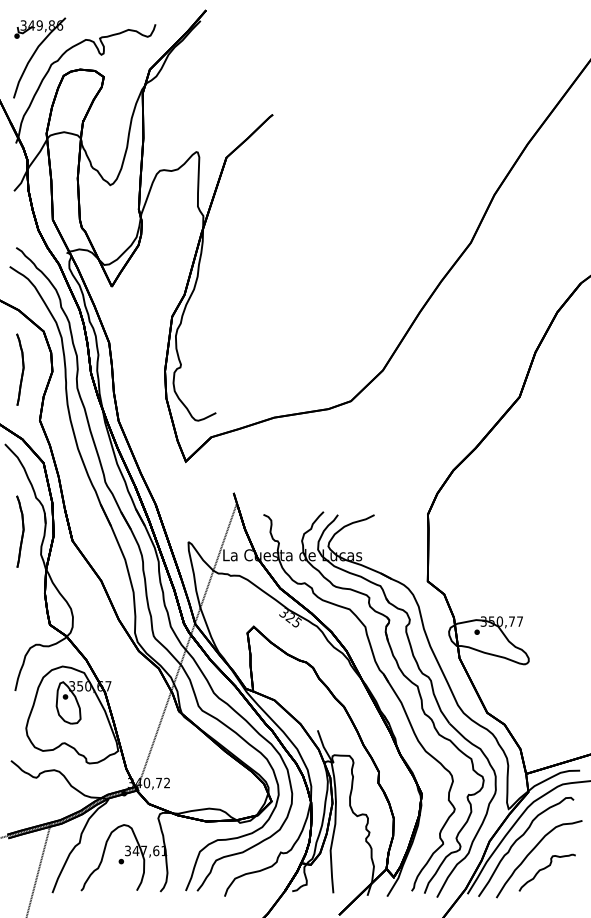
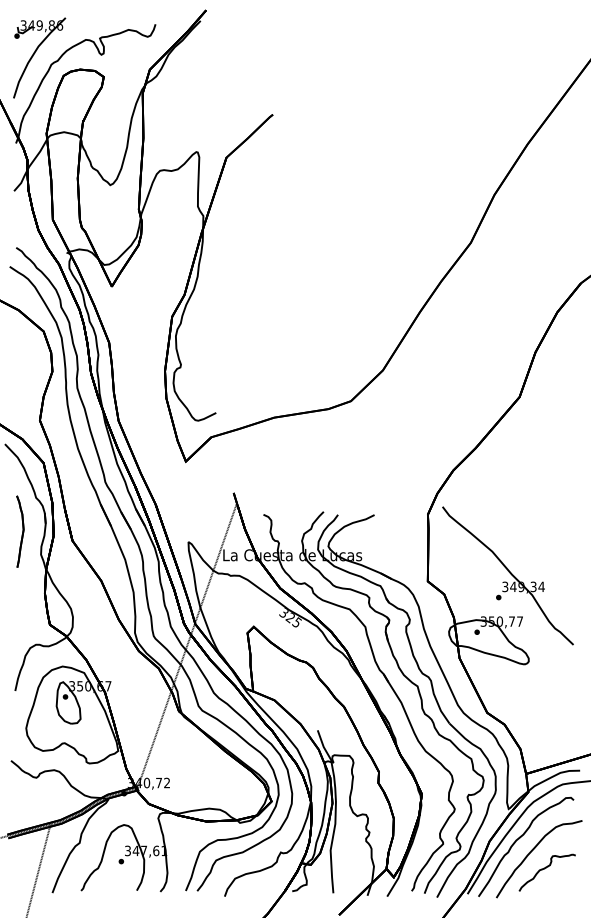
part: present -> none (20, 369)
part: none -> present (507, 575)
